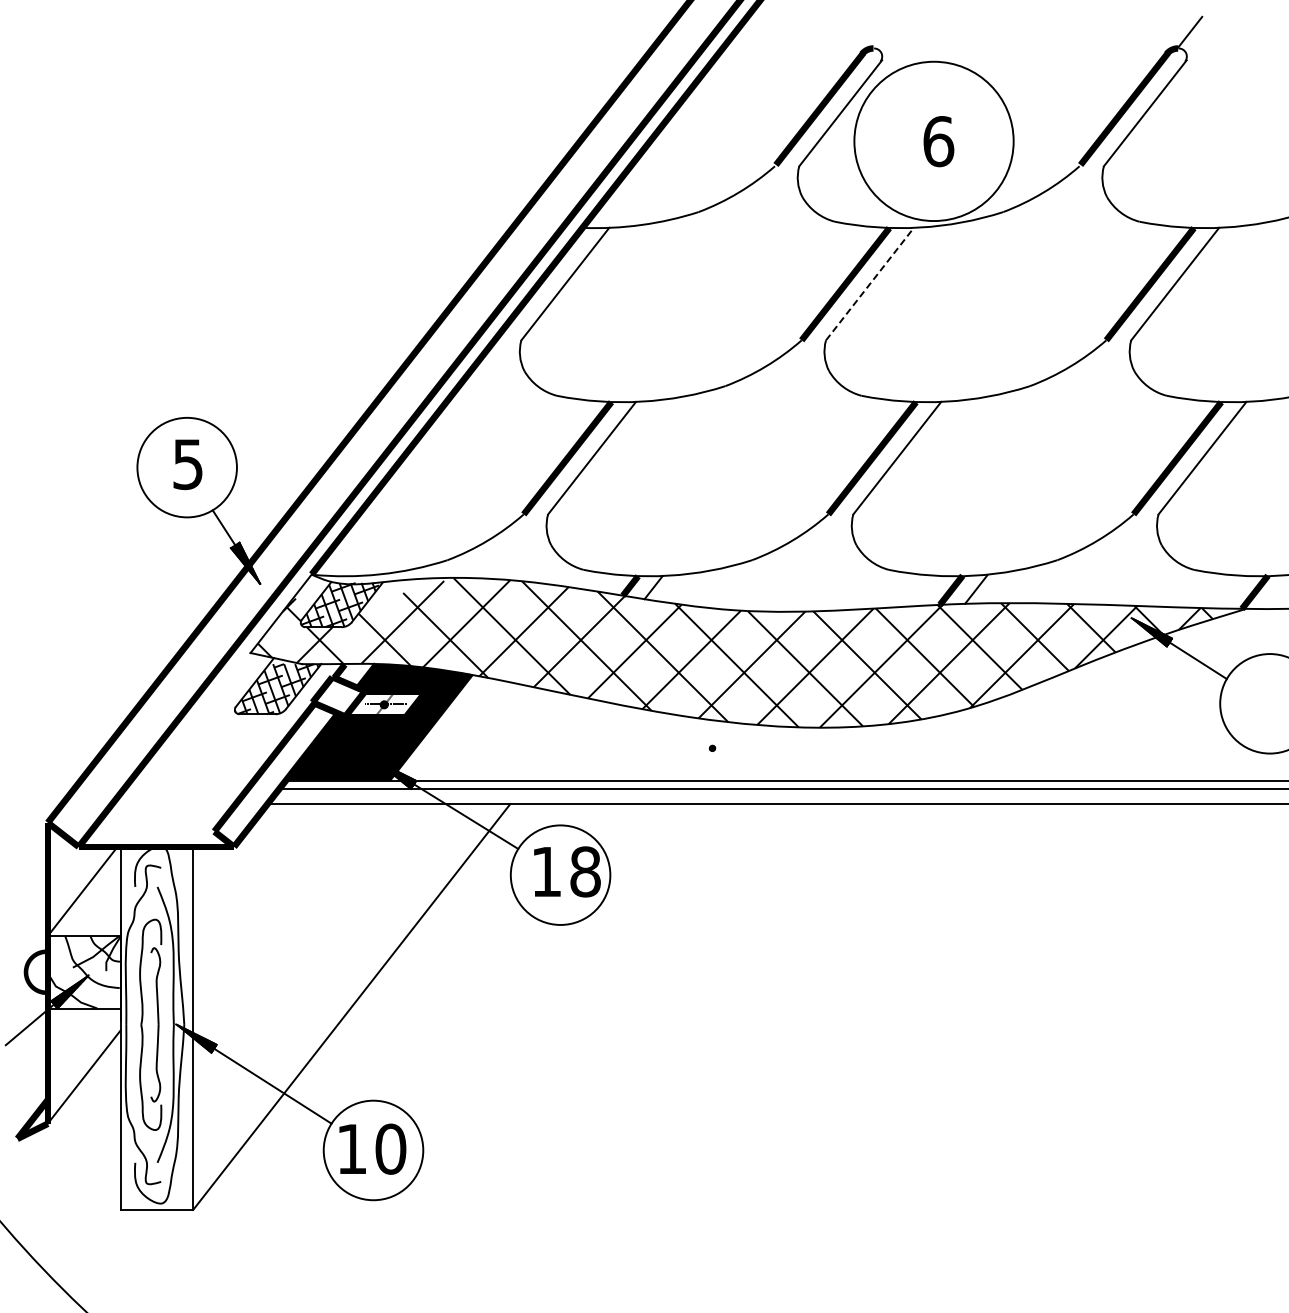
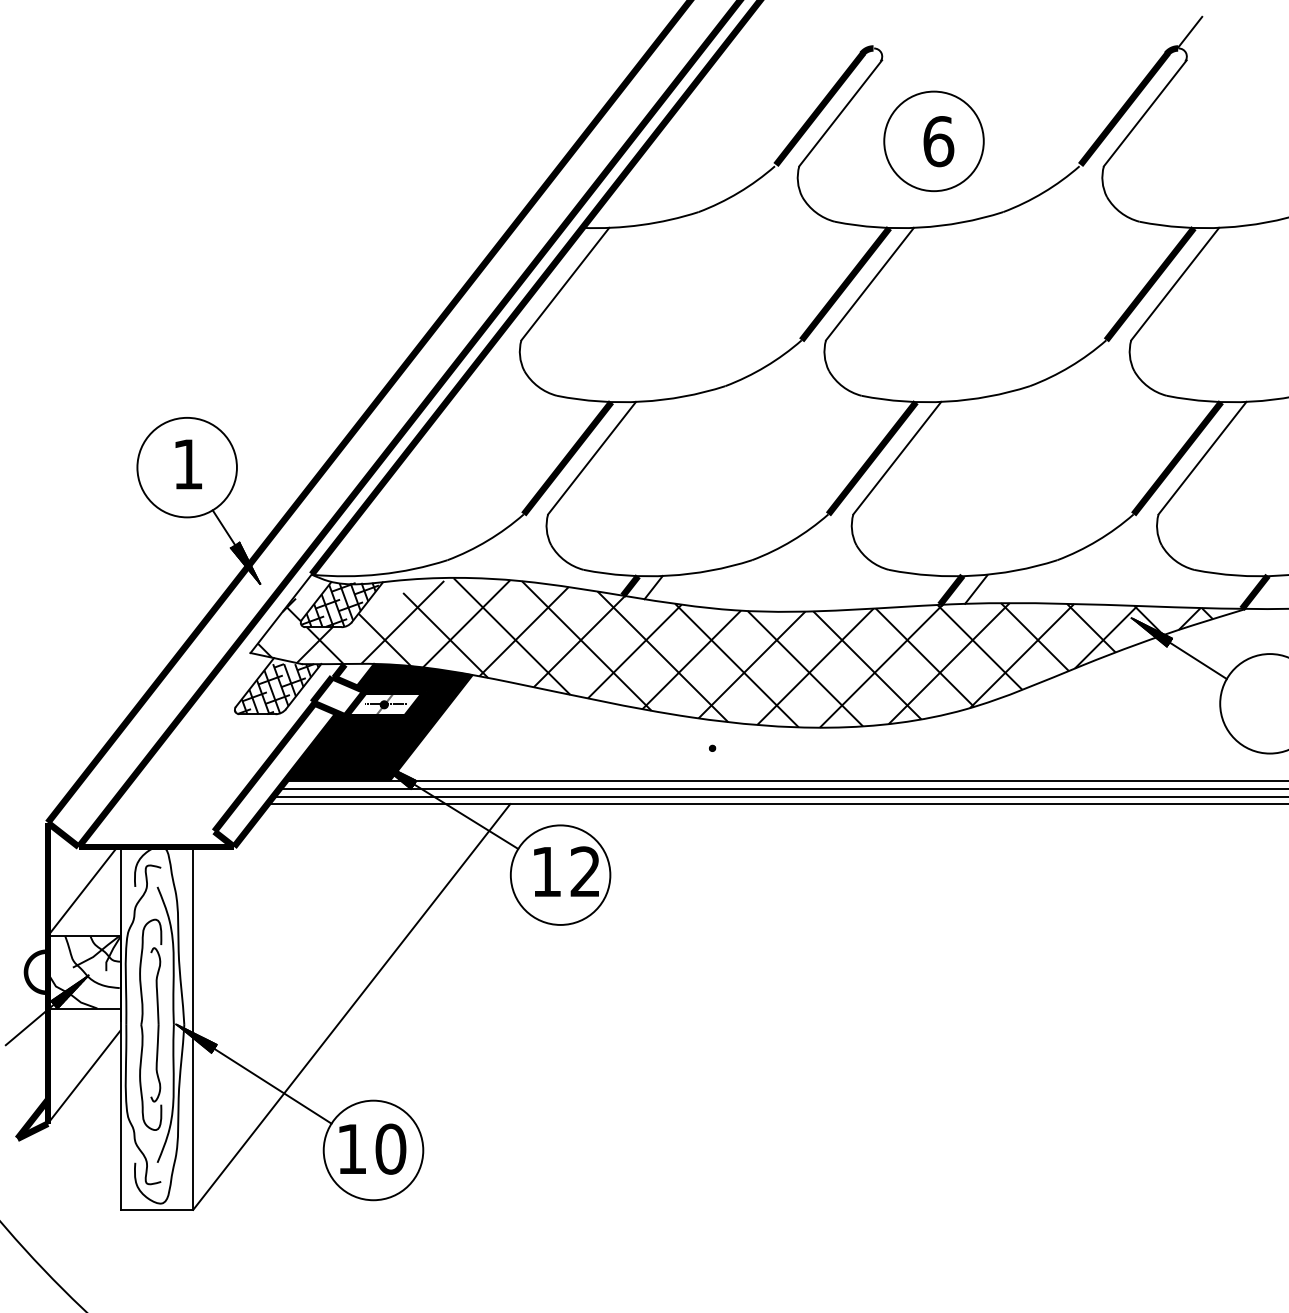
circle diameter: 159 px -> 100 px (933, 141)
line: dashed -> solid (870, 283)
text: 5 -> 1 (187, 464)
line: none -> present (779, 796)
text: 18 -> 12 (585, 871)
